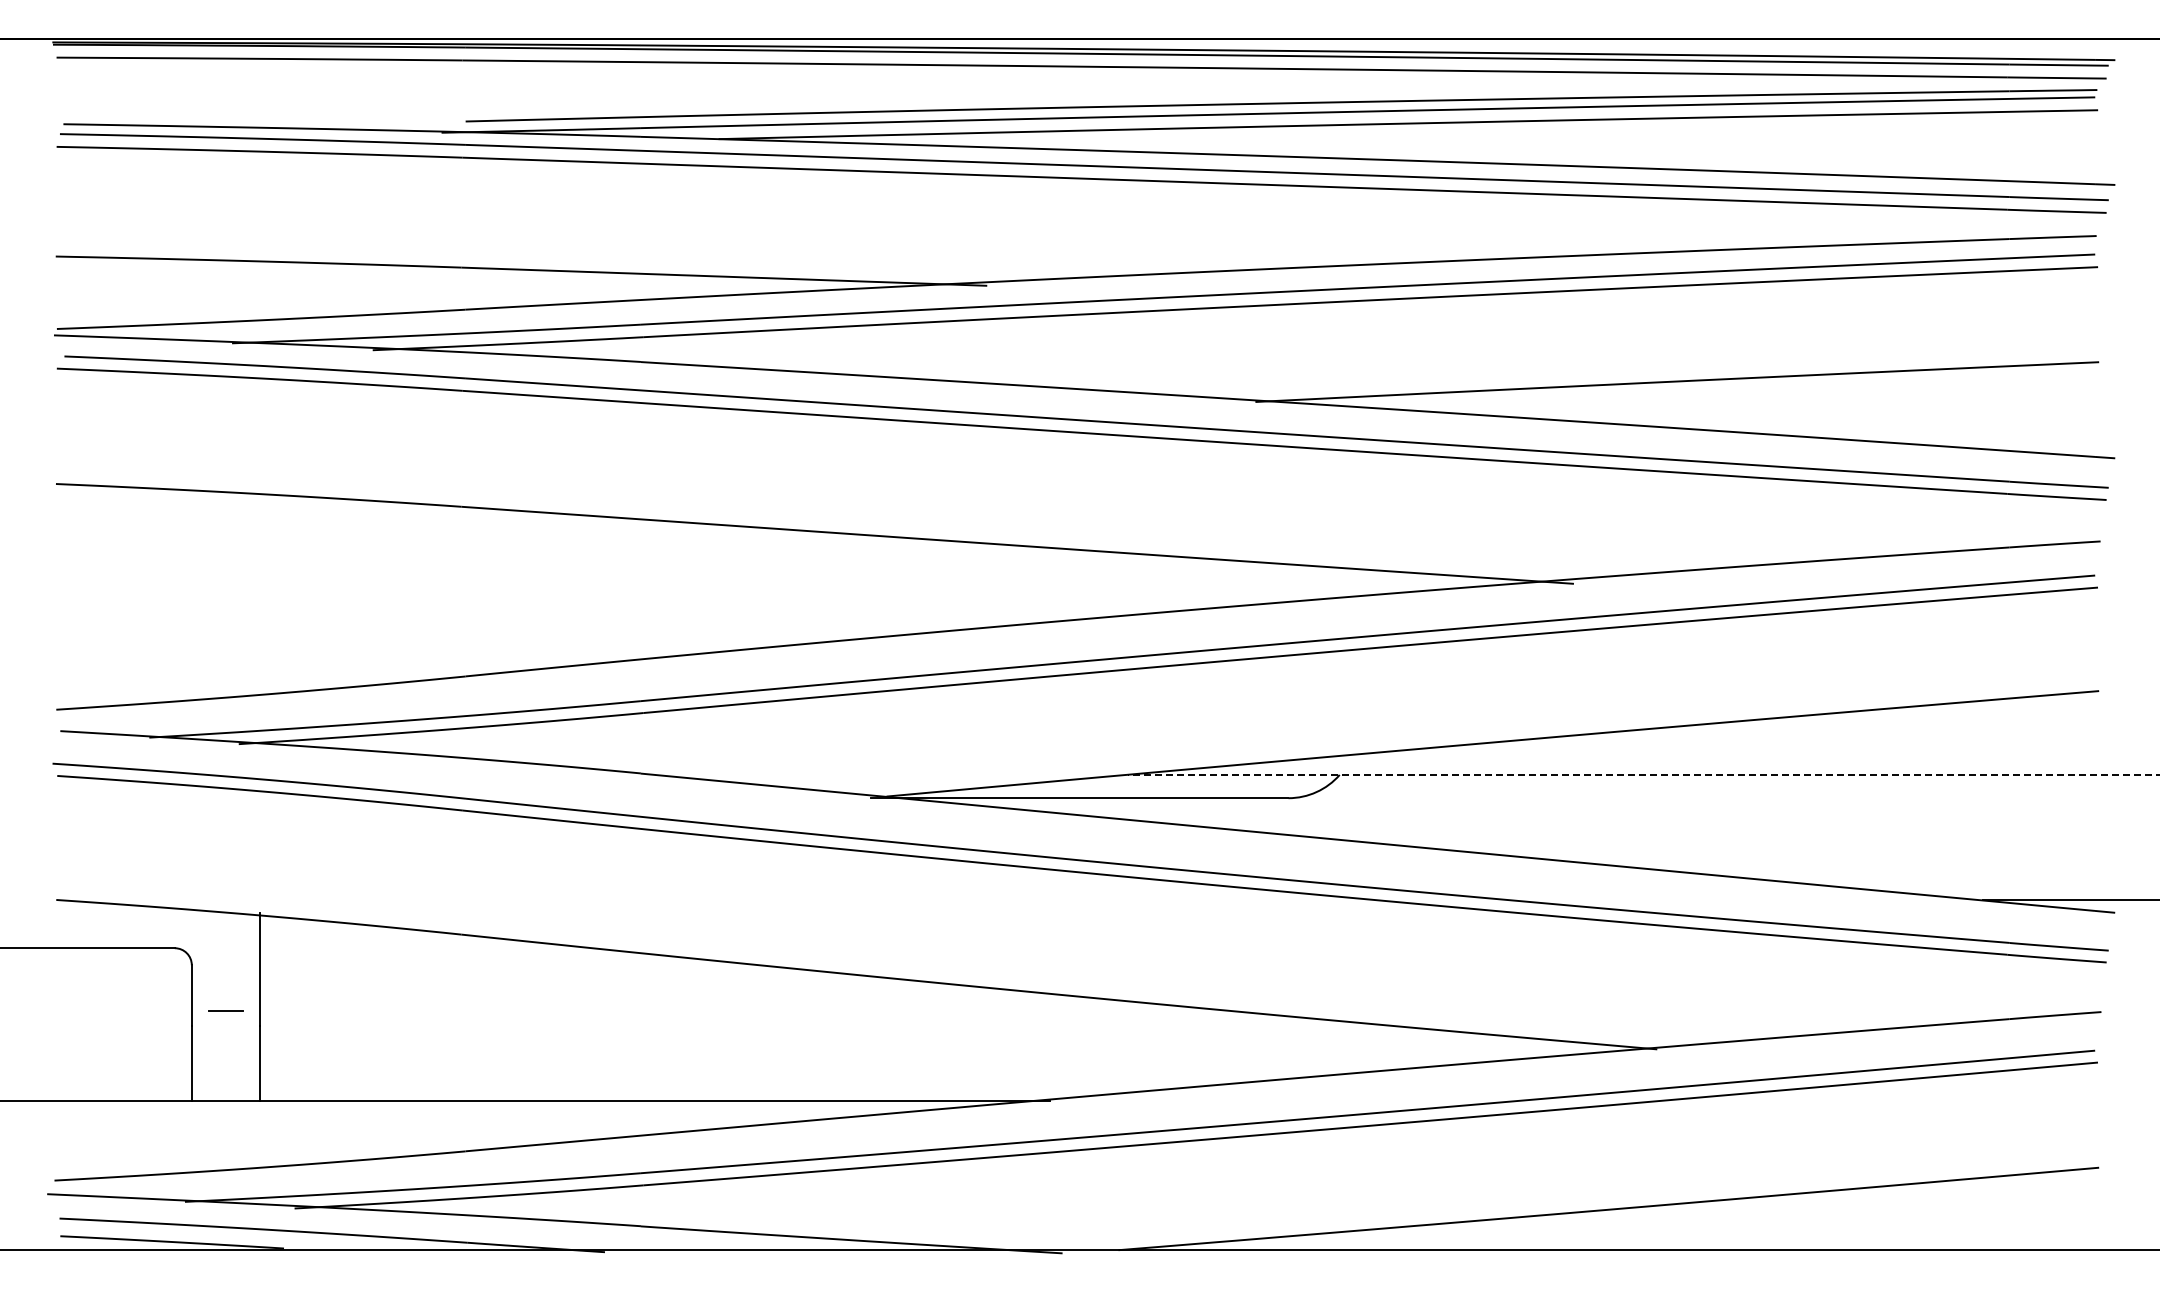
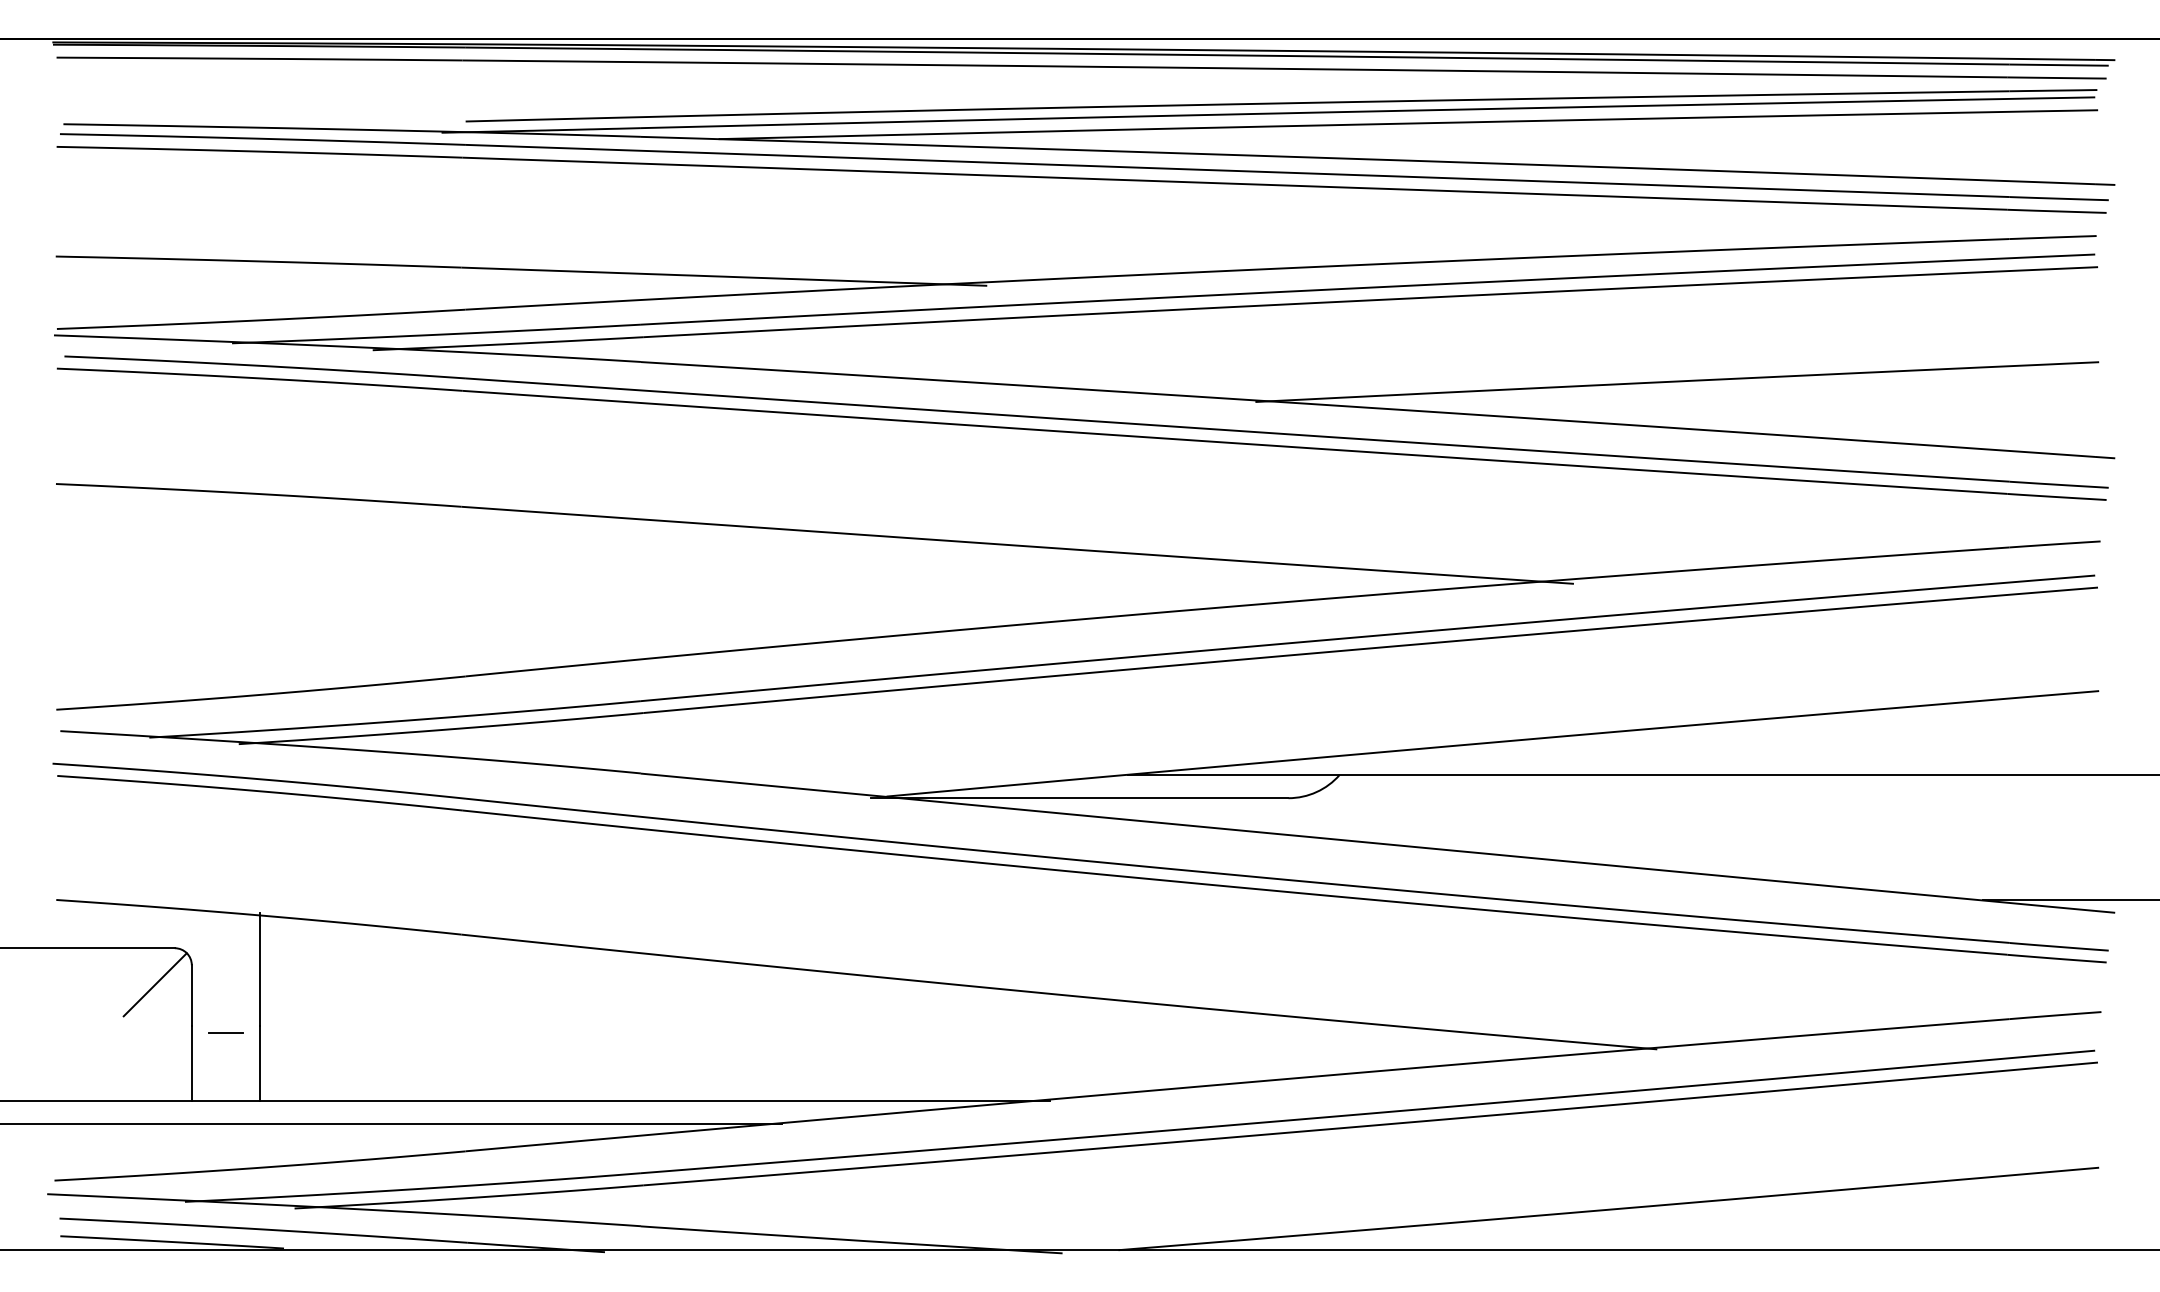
line: dashed -> solid (1643, 774)
line: none -> present (154, 984)
line position: (225, 1010) -> (225, 1032) (225, 1032)
line: none -> present (392, 1124)
